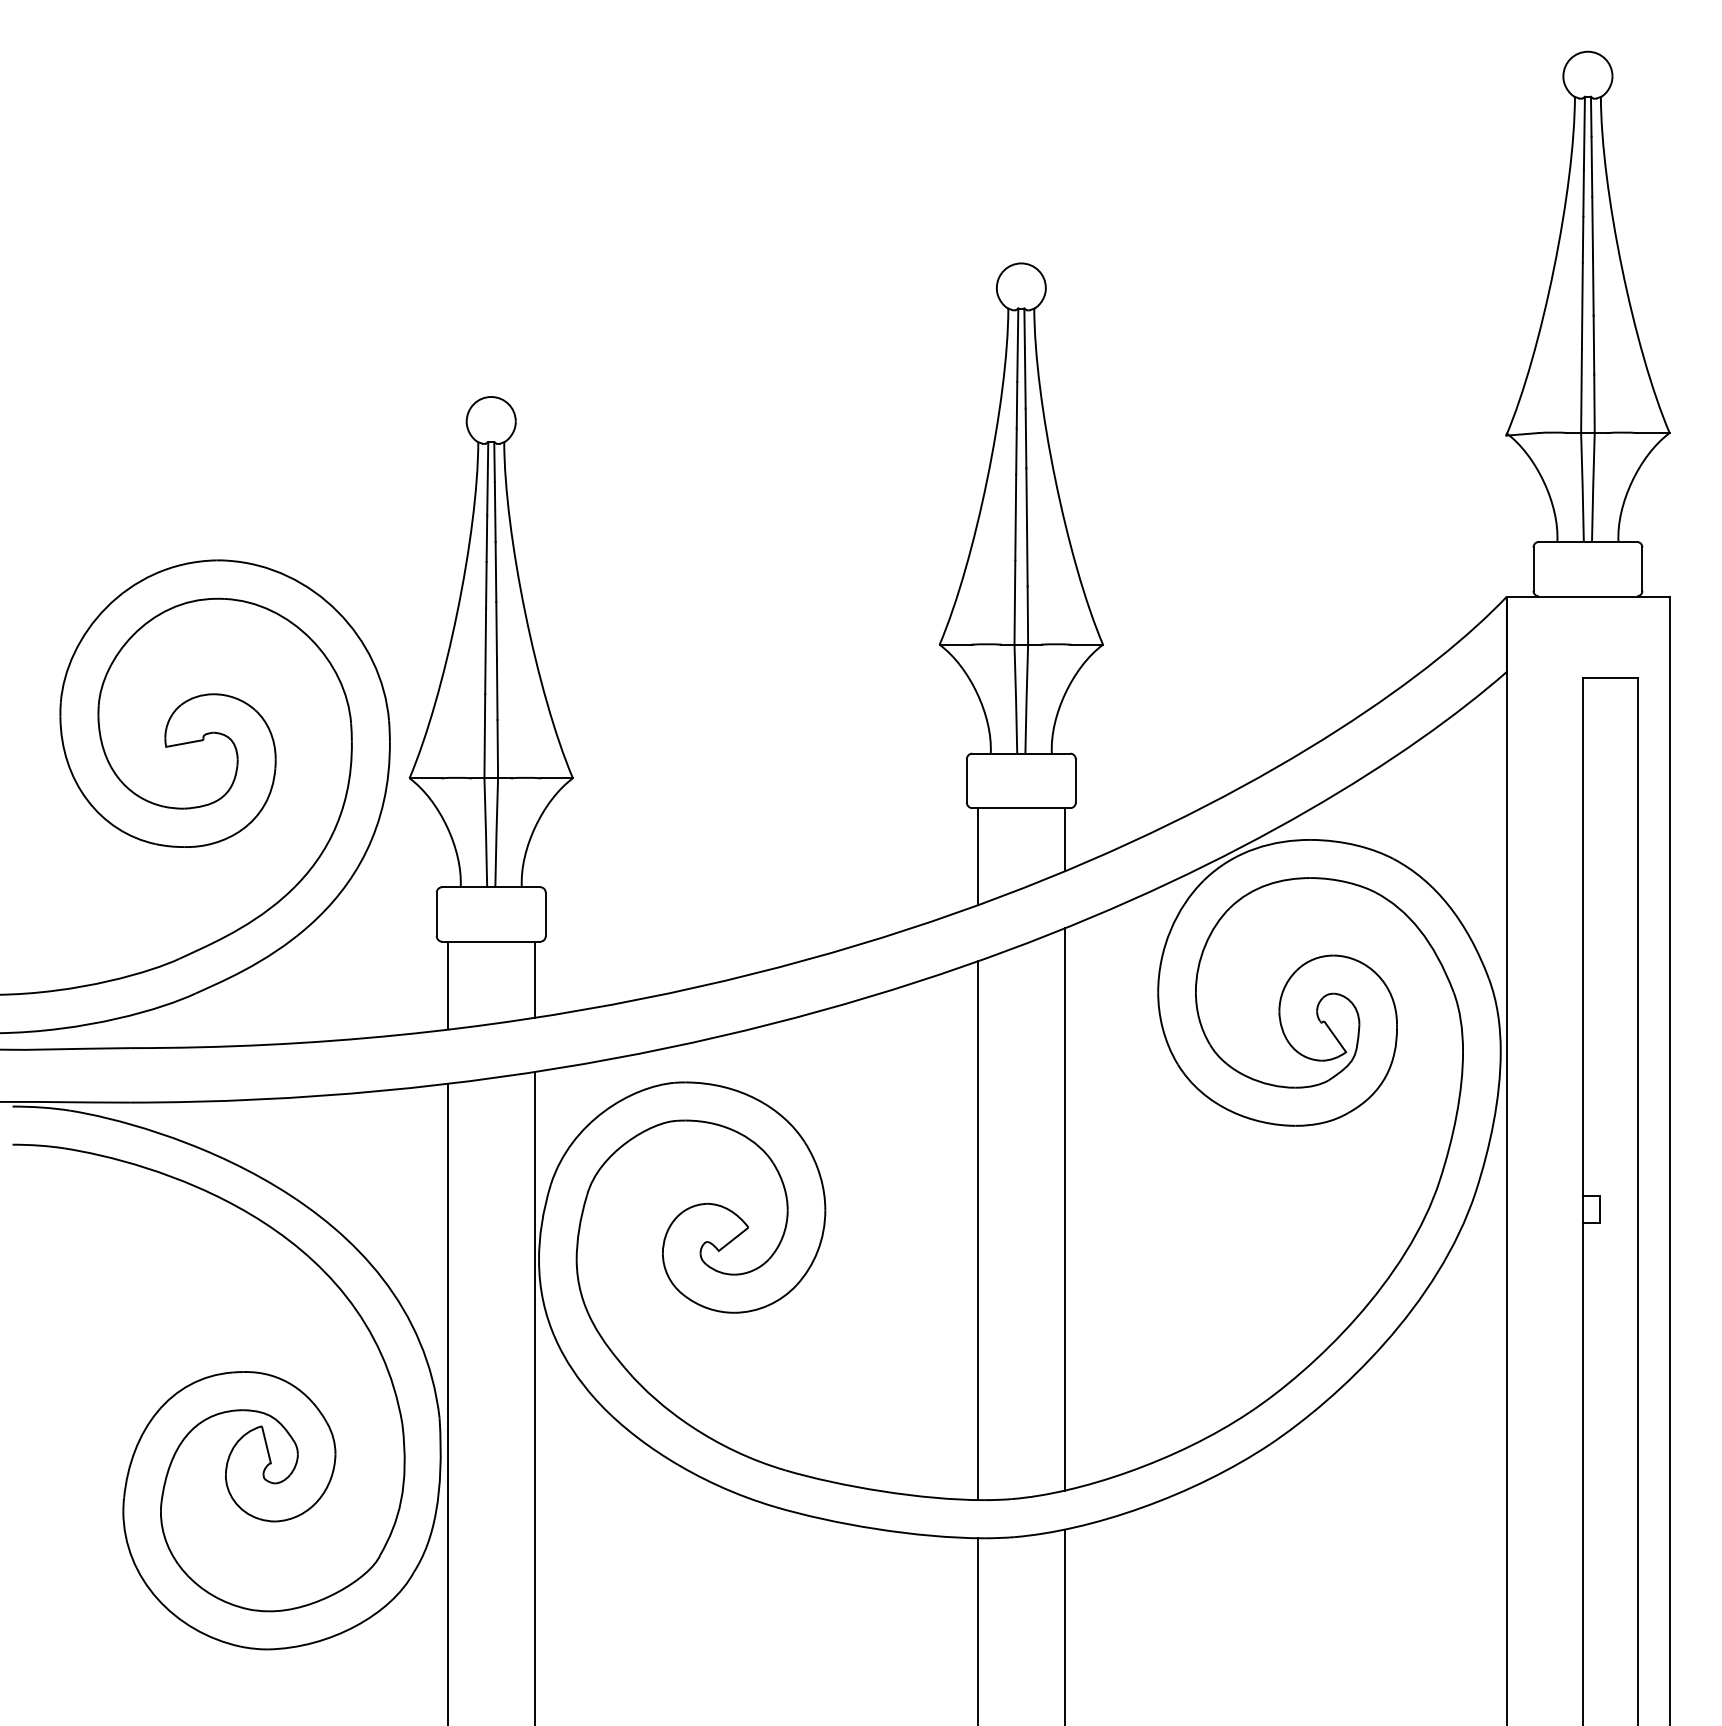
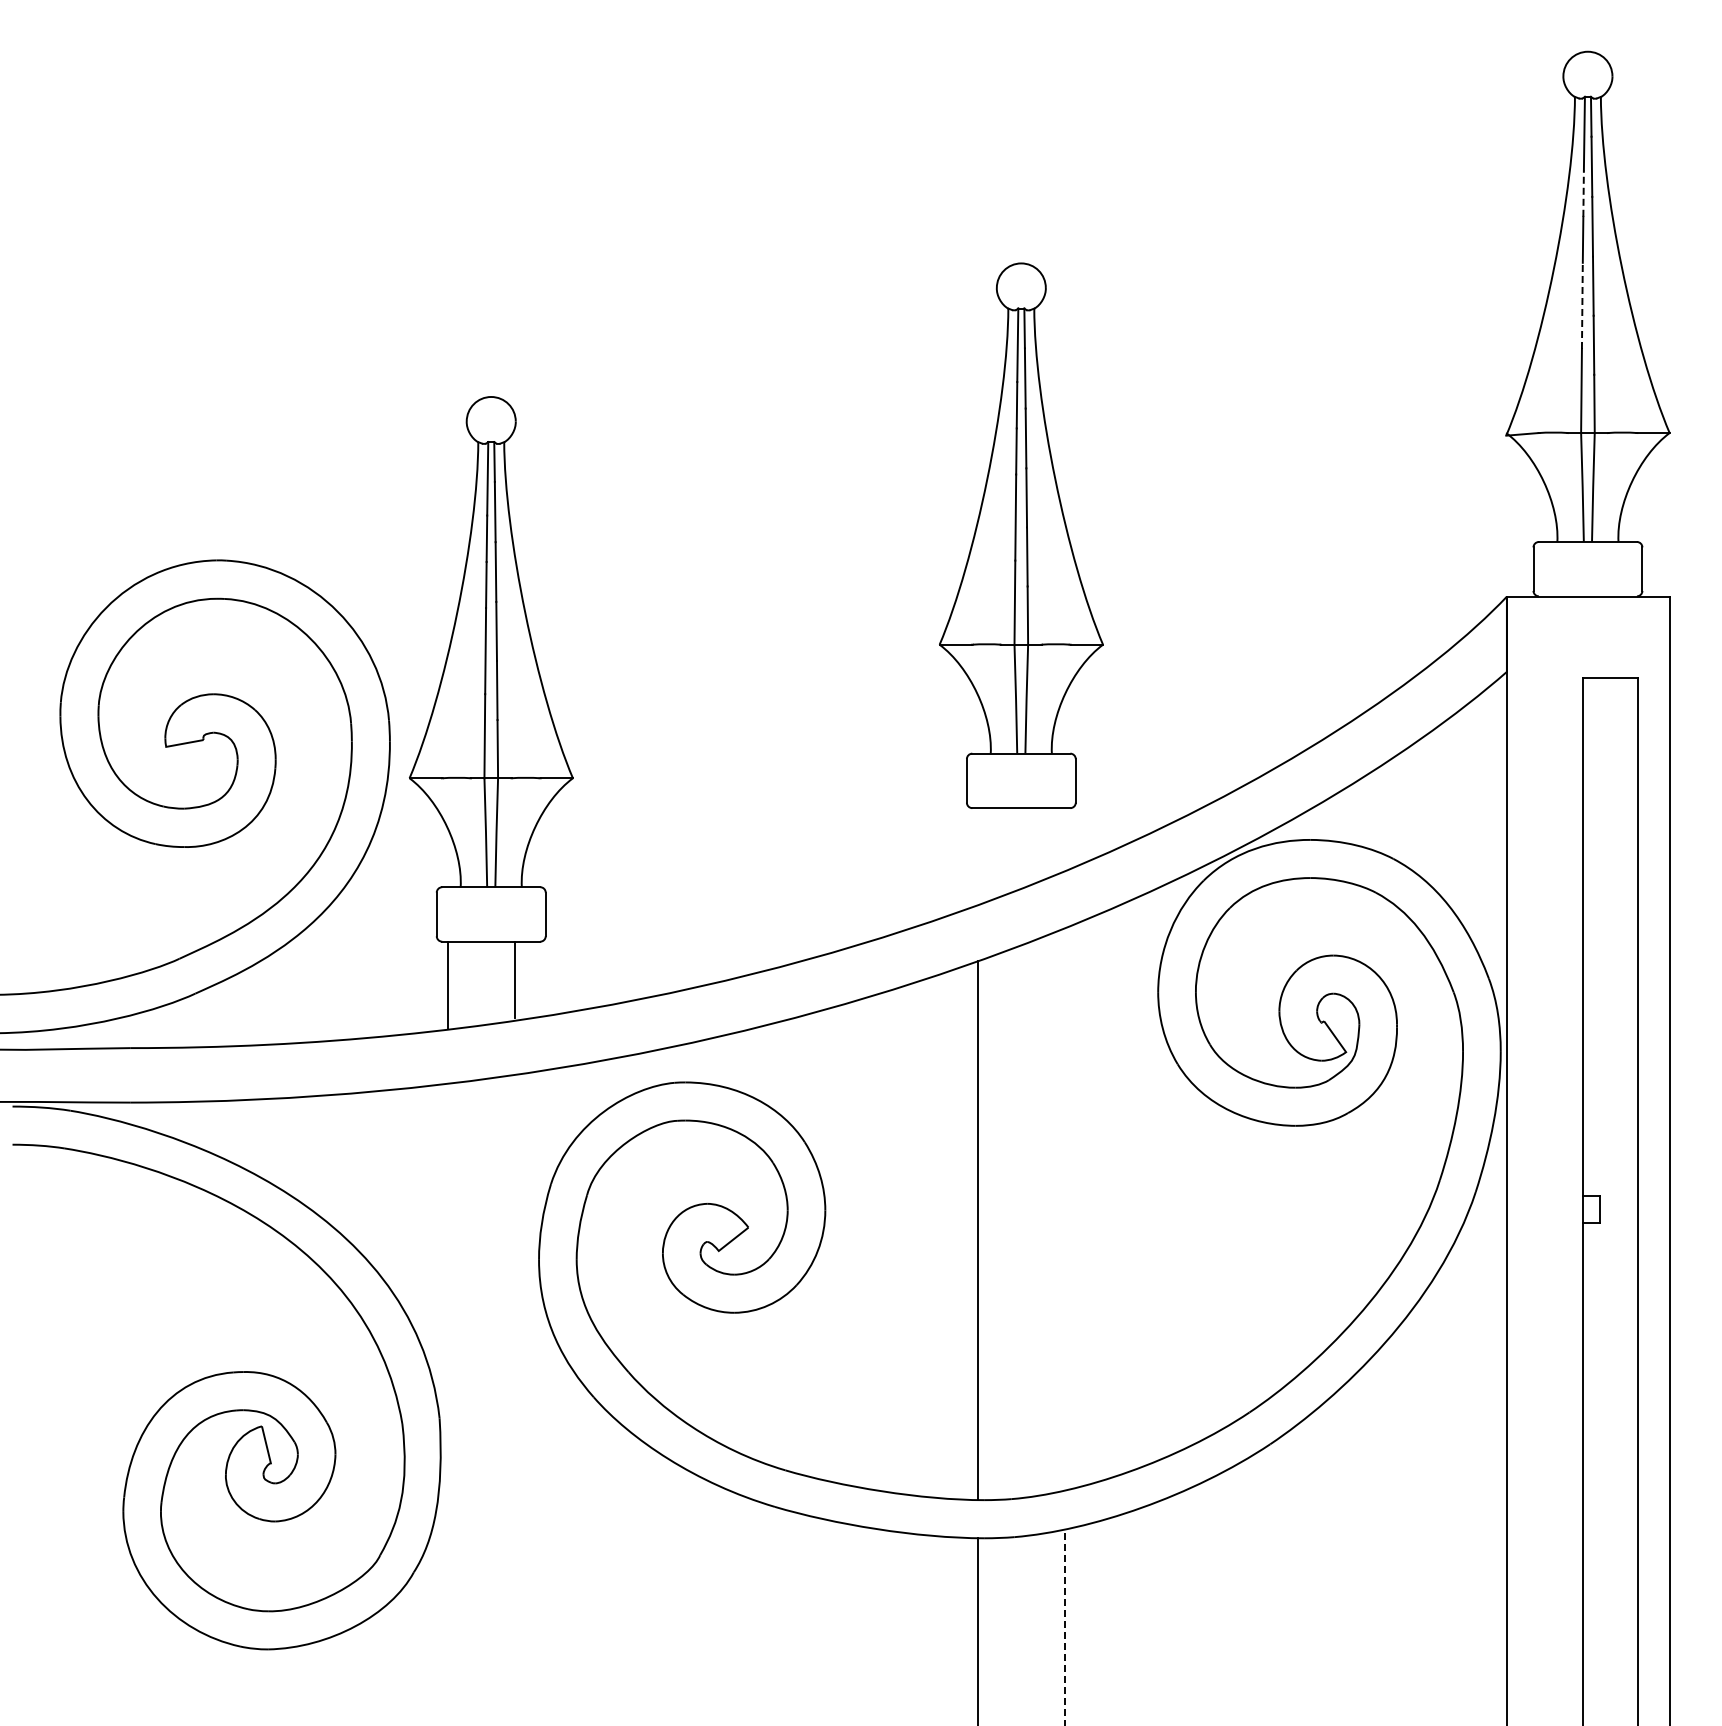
line: solid -> dashed (1583, 193)
line: solid -> dashed (1582, 305)
line: present -> none (1064, 839)
line: present -> none (977, 856)
line position: (534, 979) -> (514, 979) (514, 979)
line: present -> none (1064, 1209)
line: present -> none (534, 1397)
line: present -> none (447, 1402)
line: solid -> dashed (1064, 1627)
